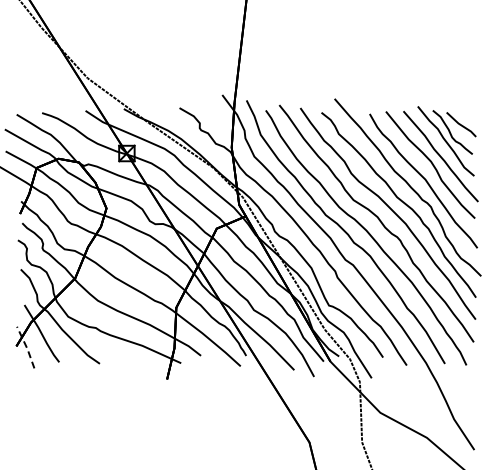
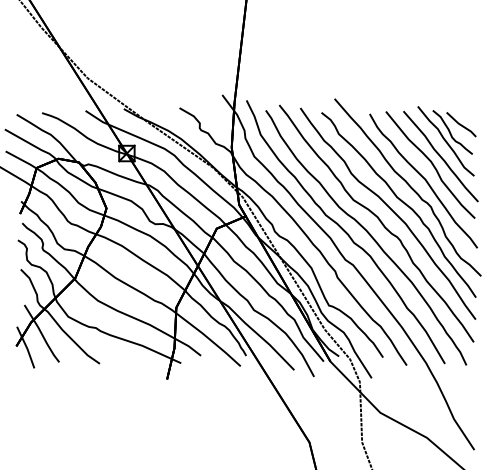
line: dashed -> solid (26, 347)
